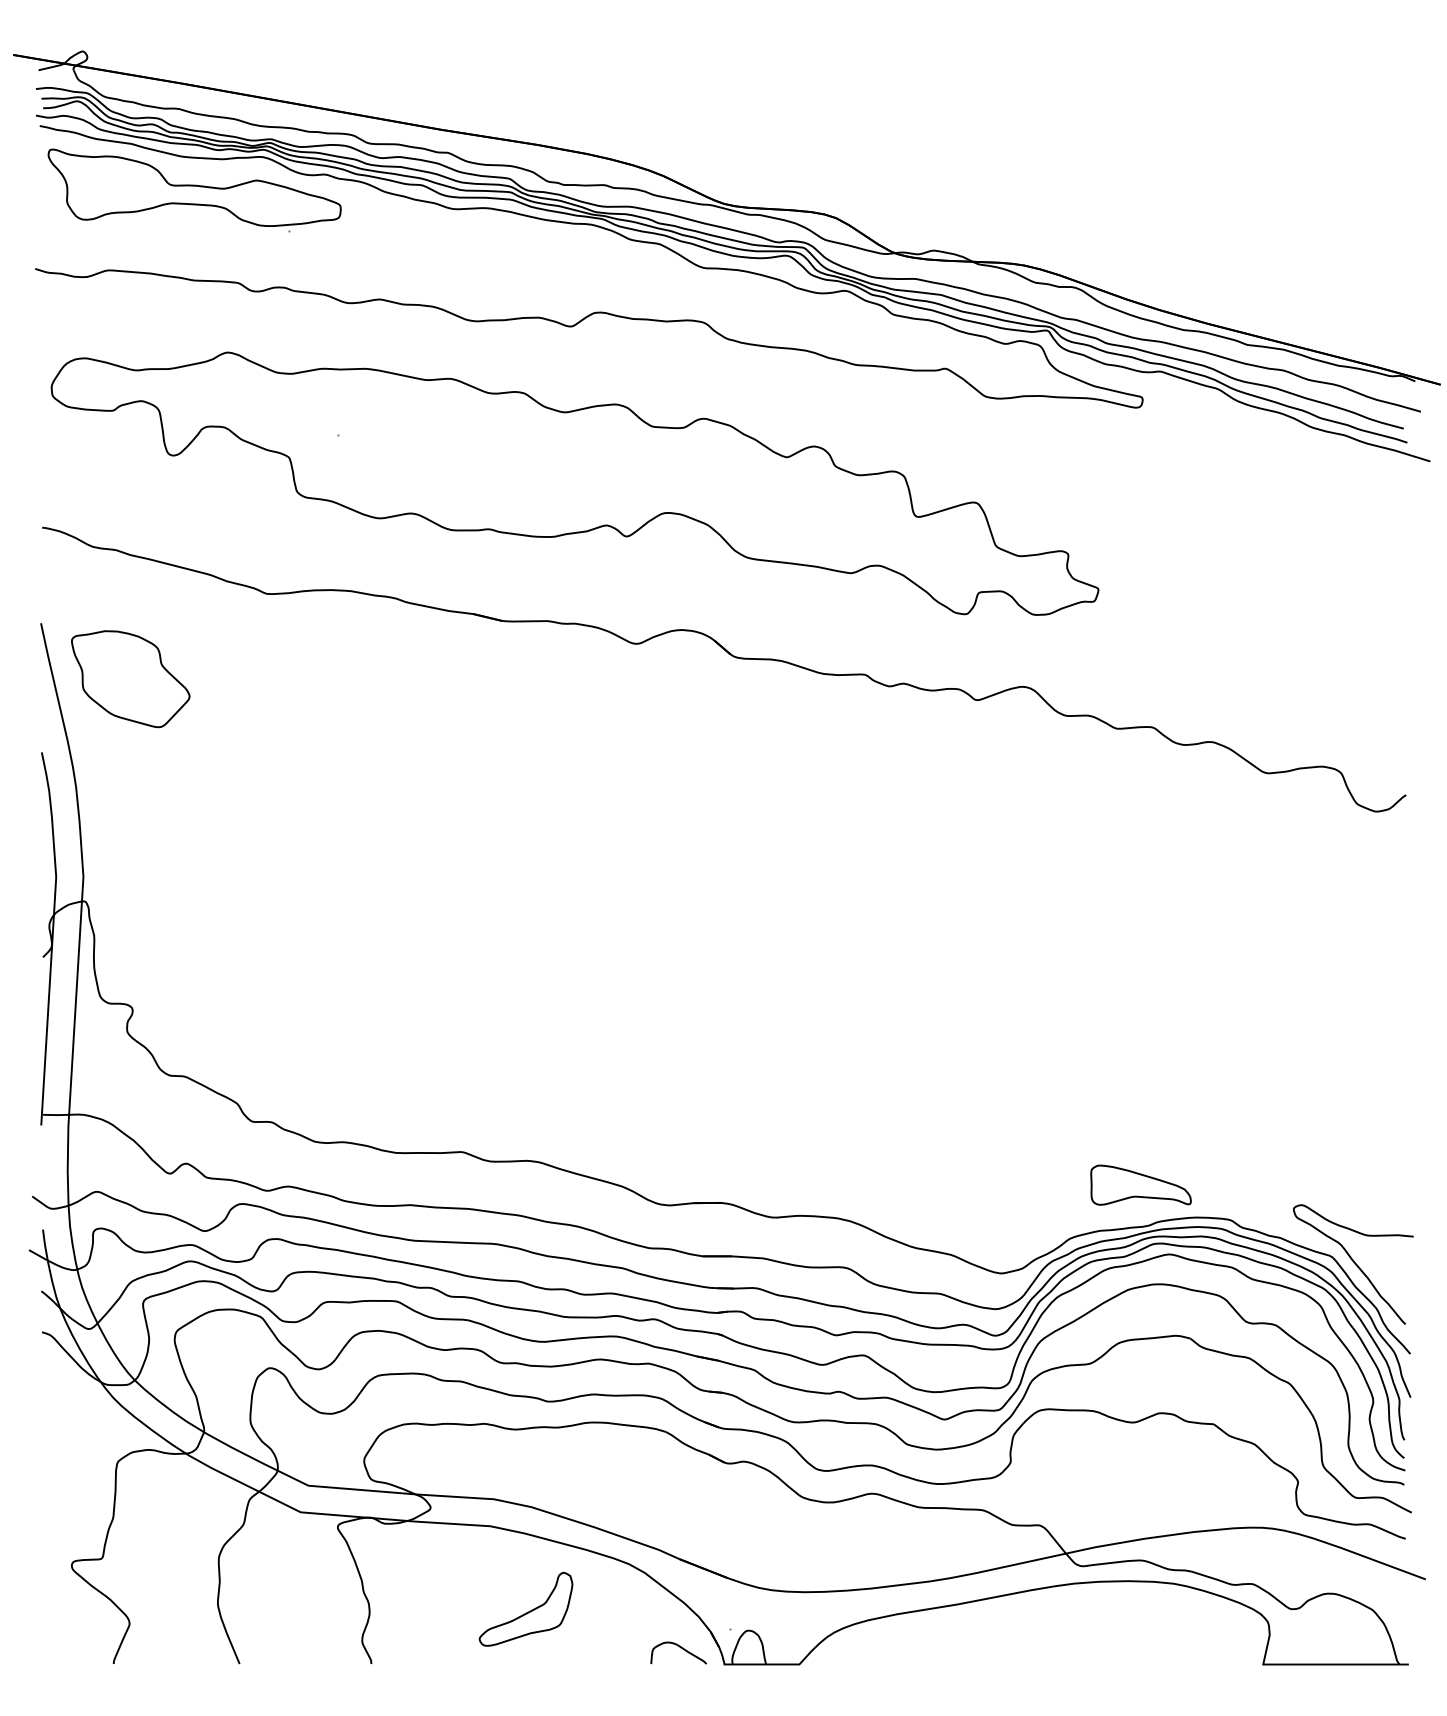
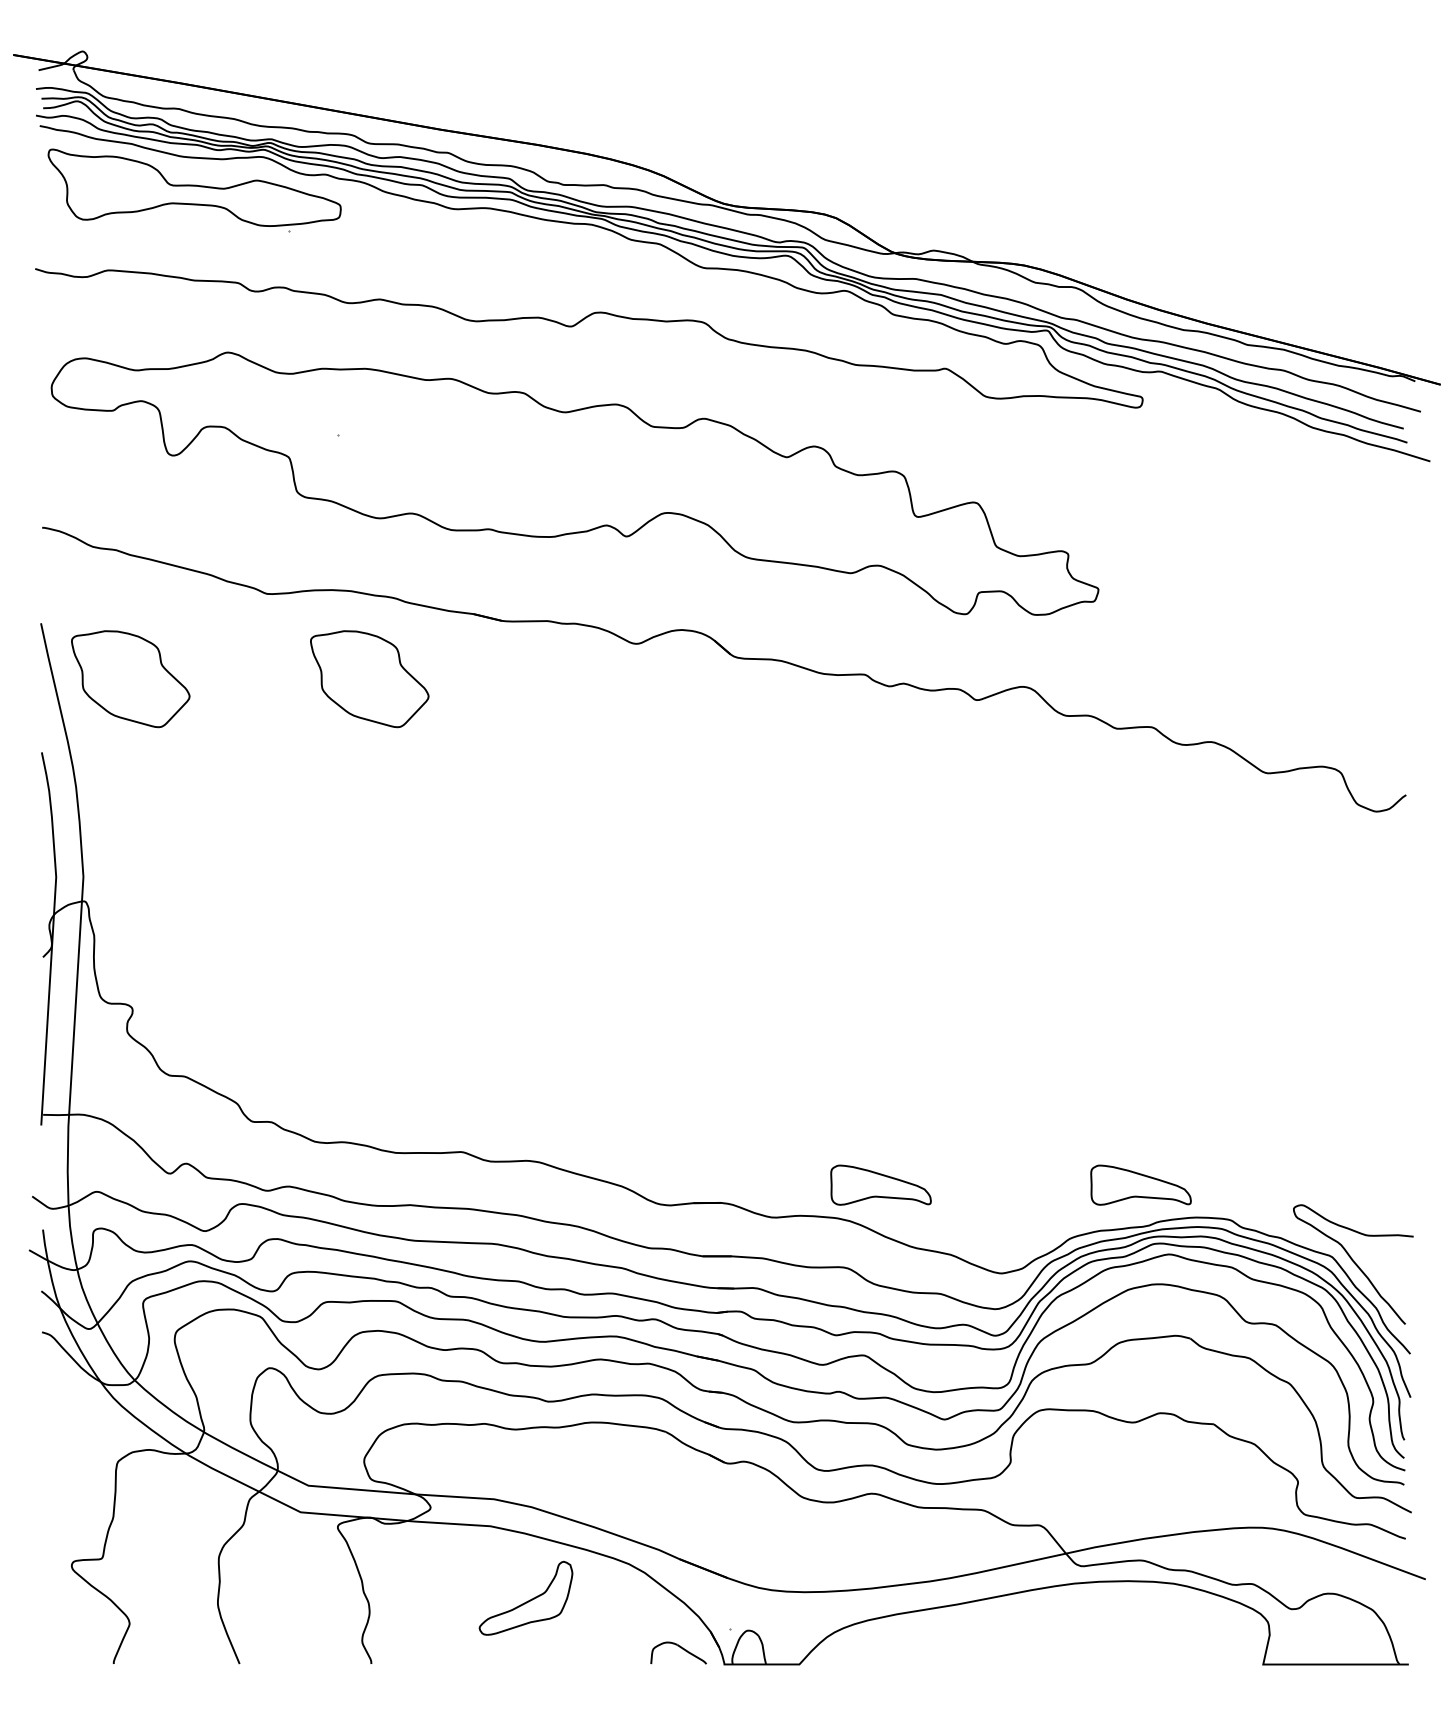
part: none -> present (369, 679)
part: none -> present (880, 1184)
part position: (525, 1608) -> (525, 1597) (525, 1597)
